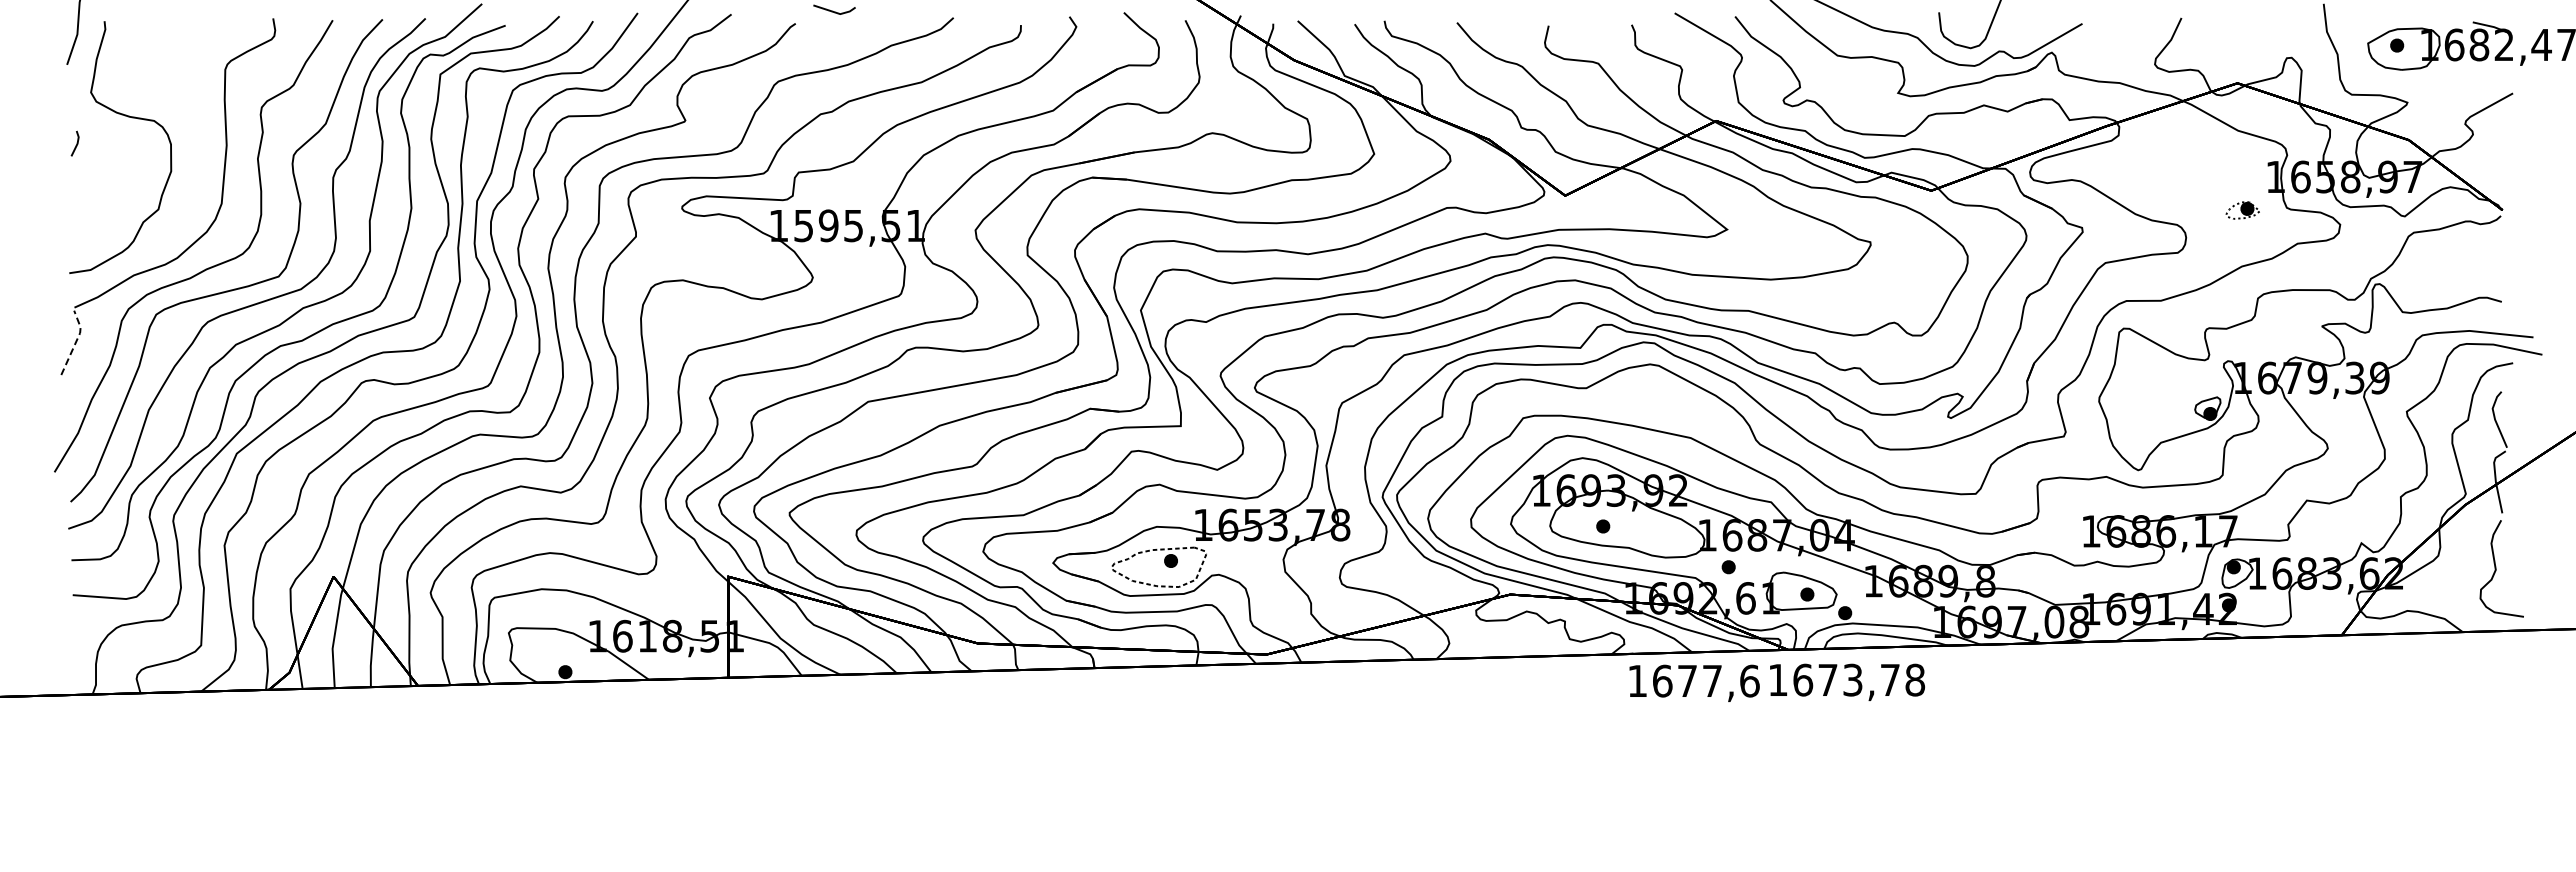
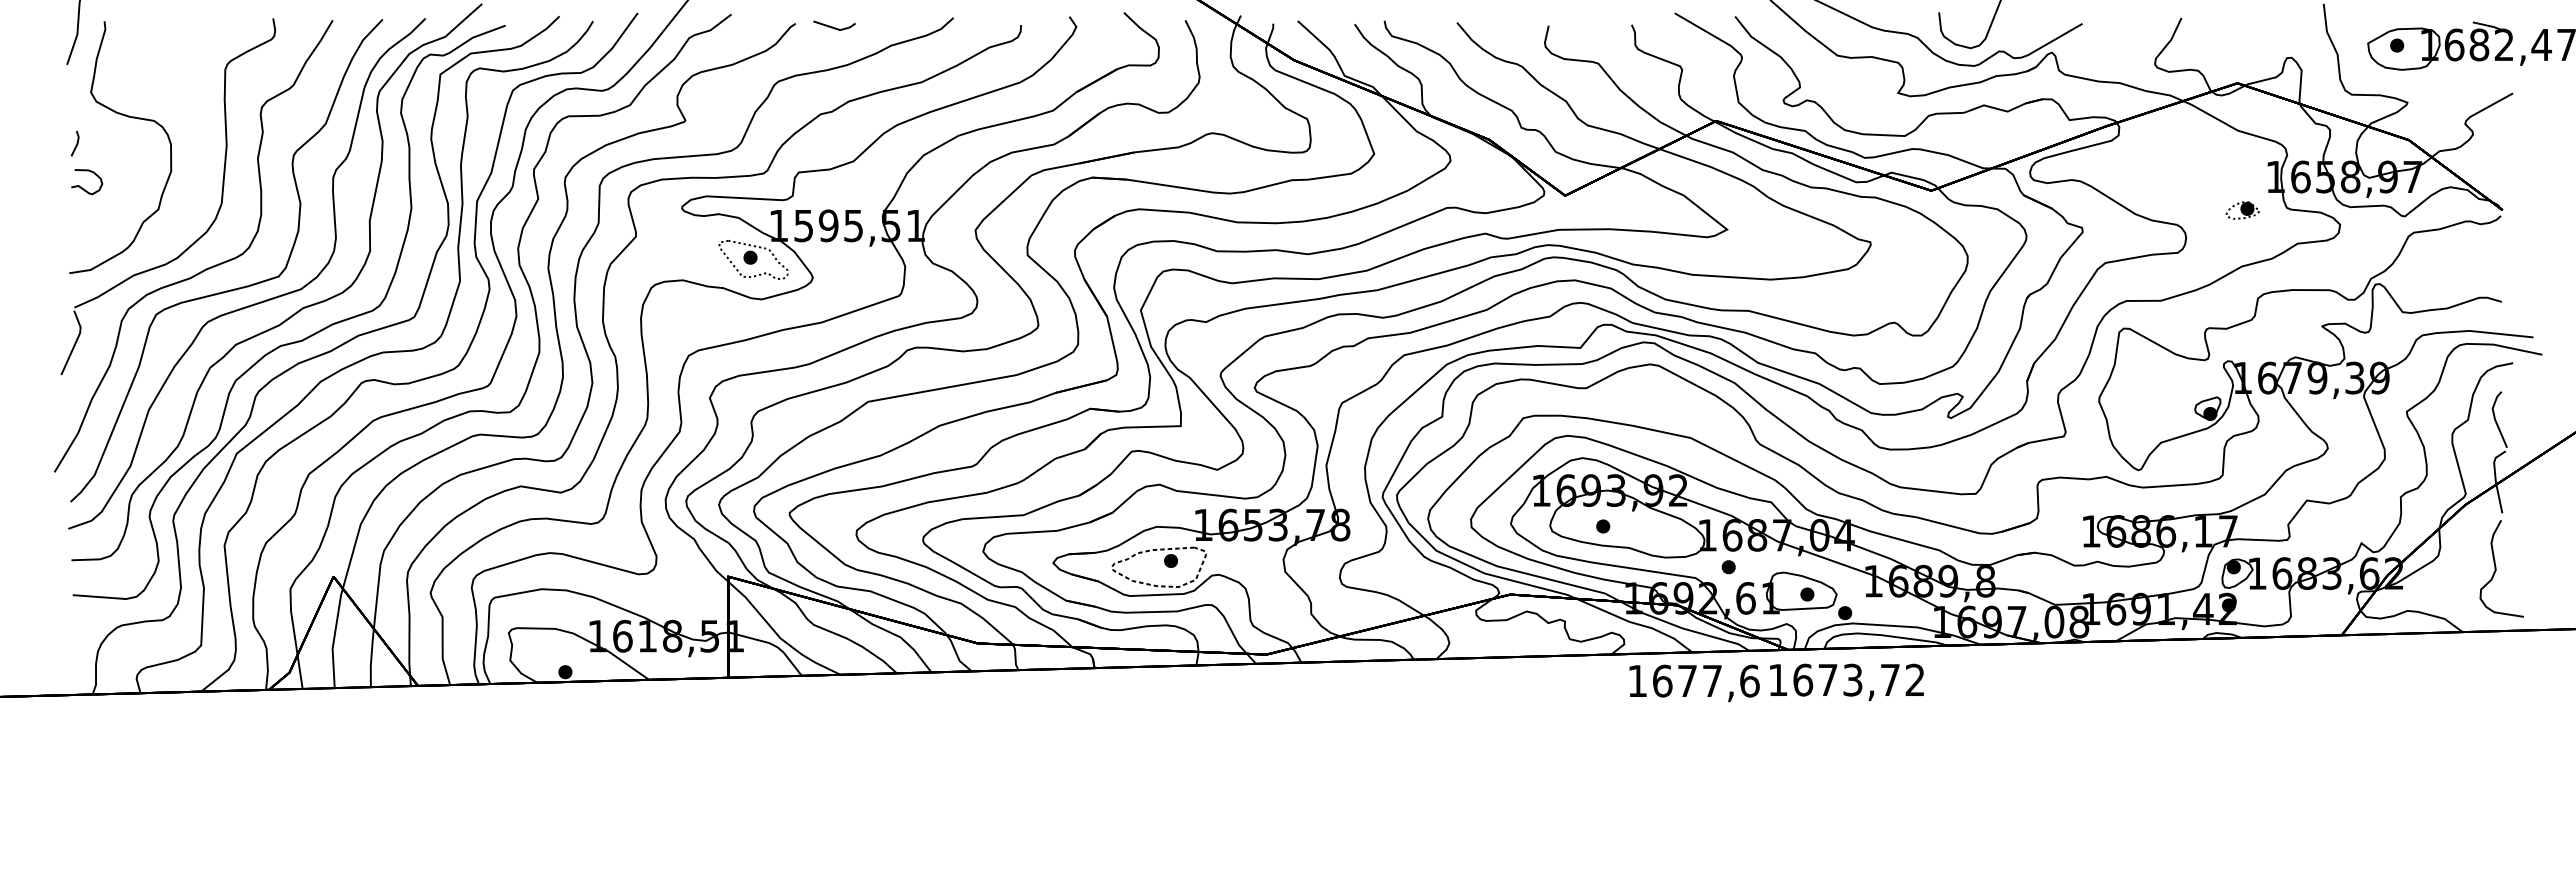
line position: (834, 11) -> (834, 27) (834, 27)
curve: none -> present (82, 187)
part: none -> present (753, 259)
line: dashed -> solid (76, 342)
text: 1673,78 -> 1673,72 (1915, 679)
